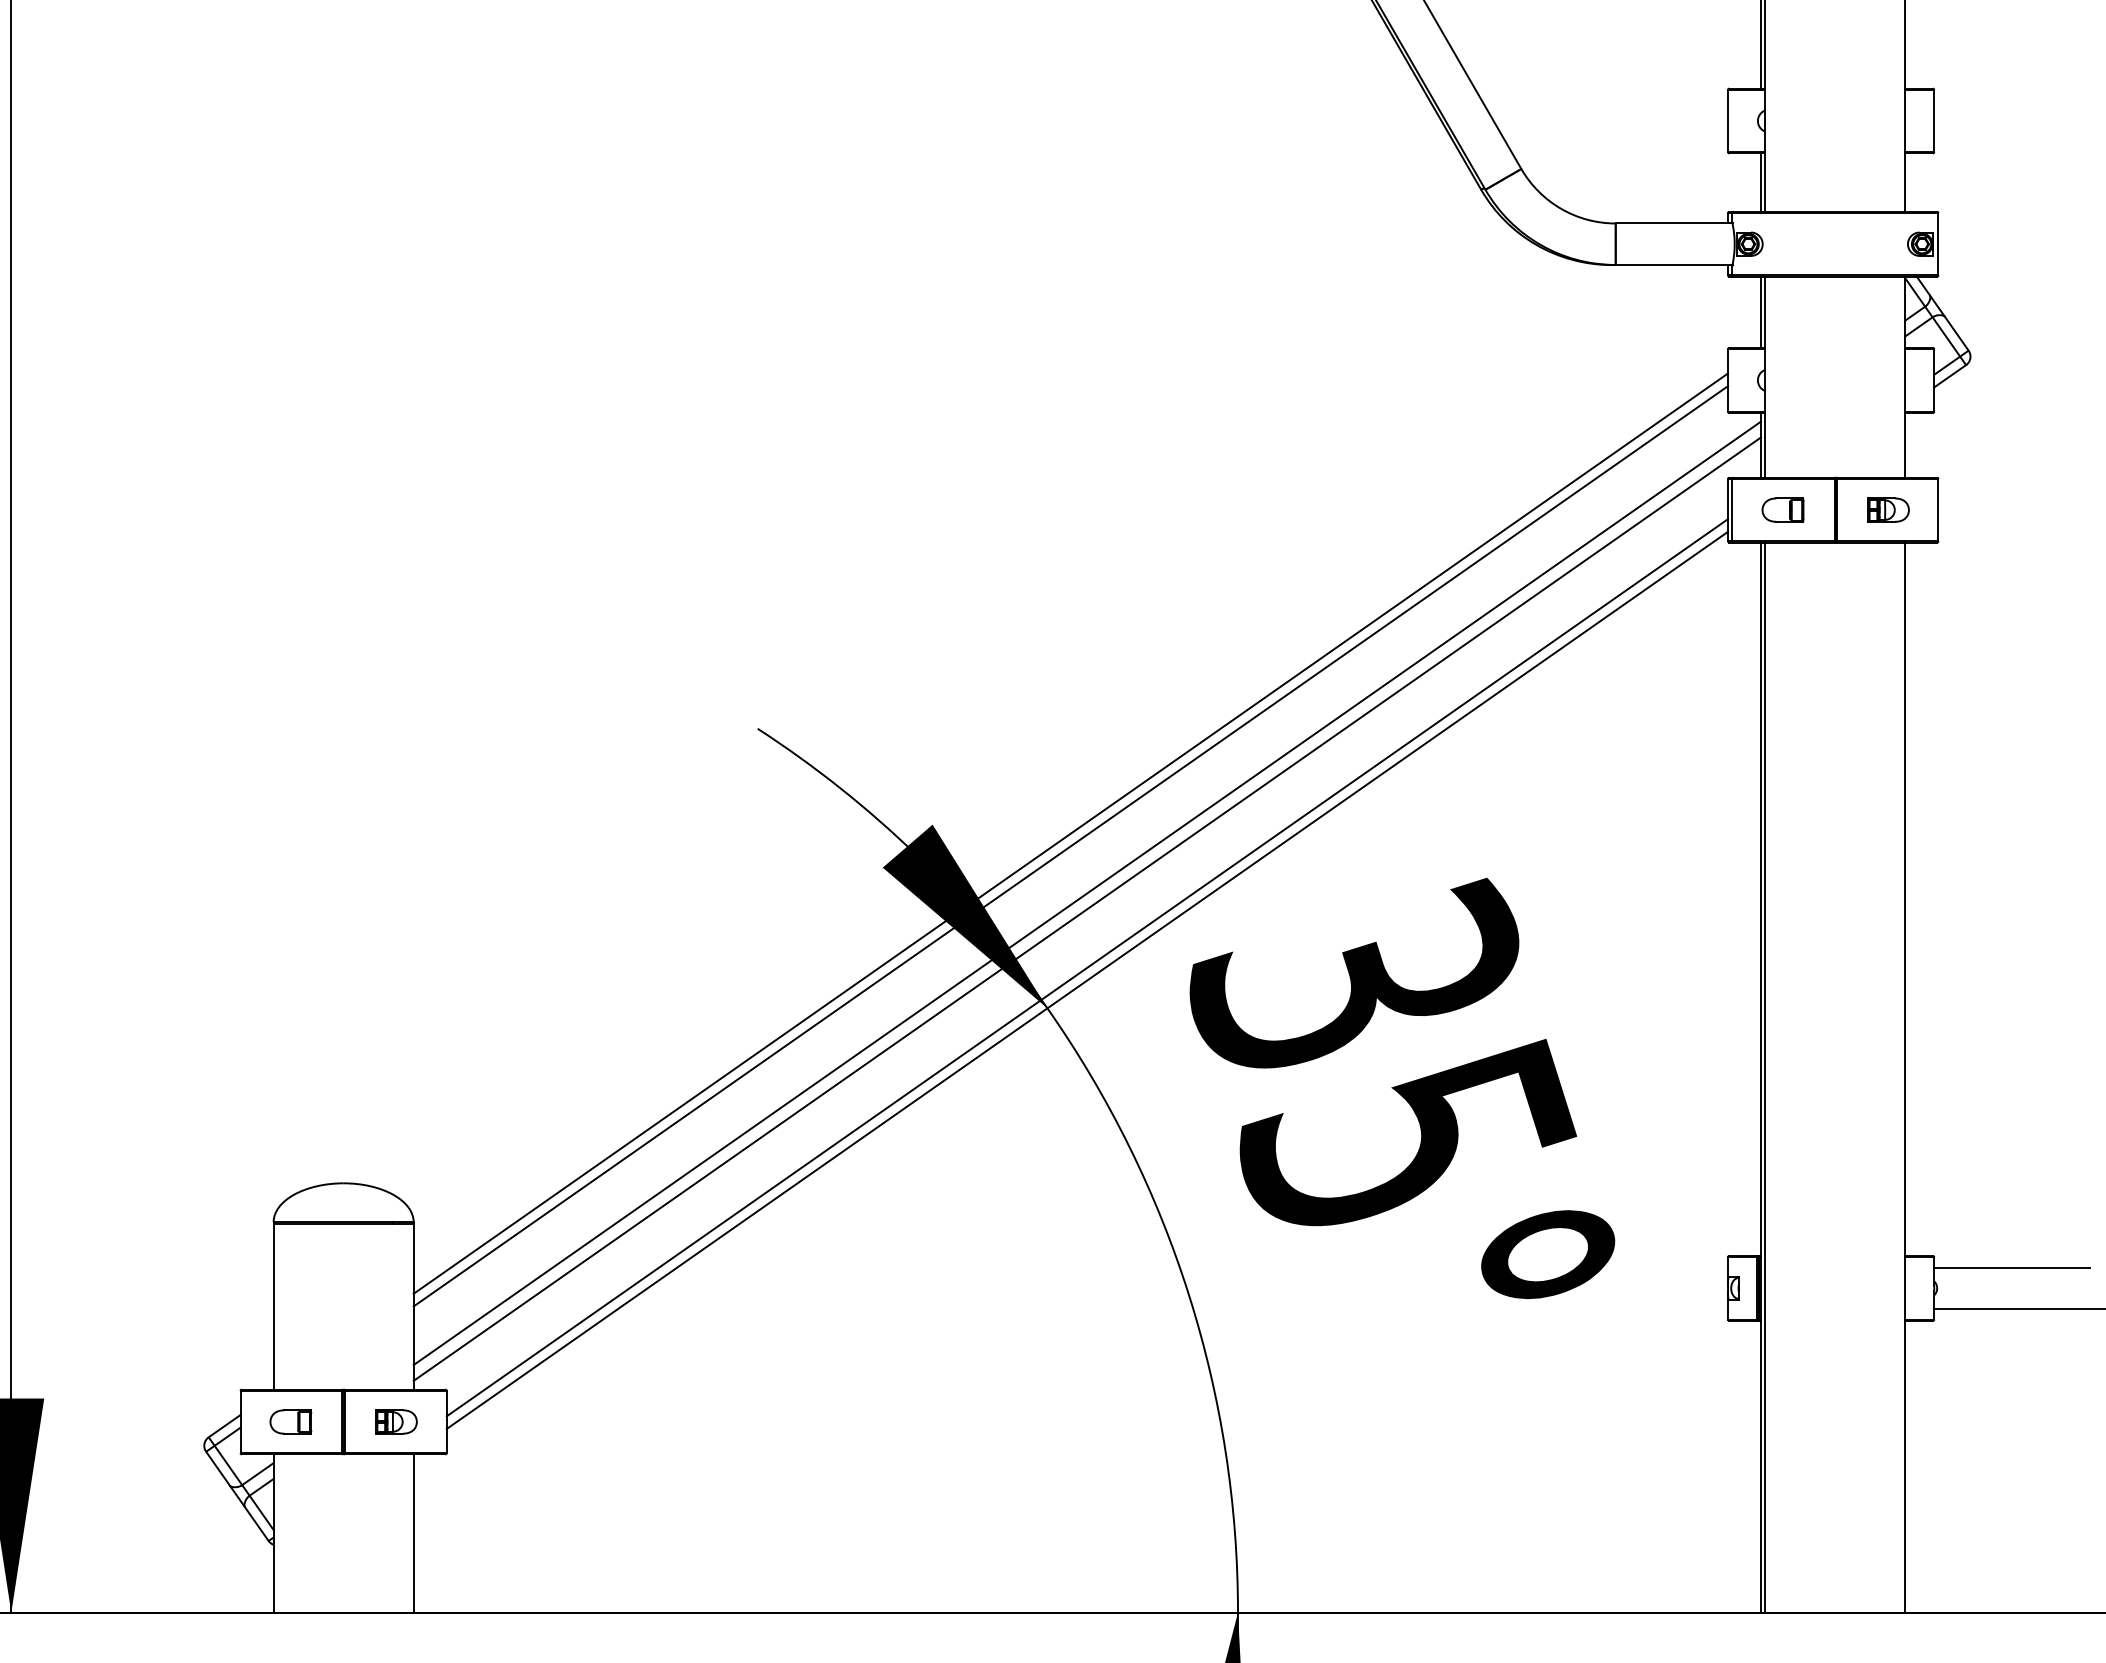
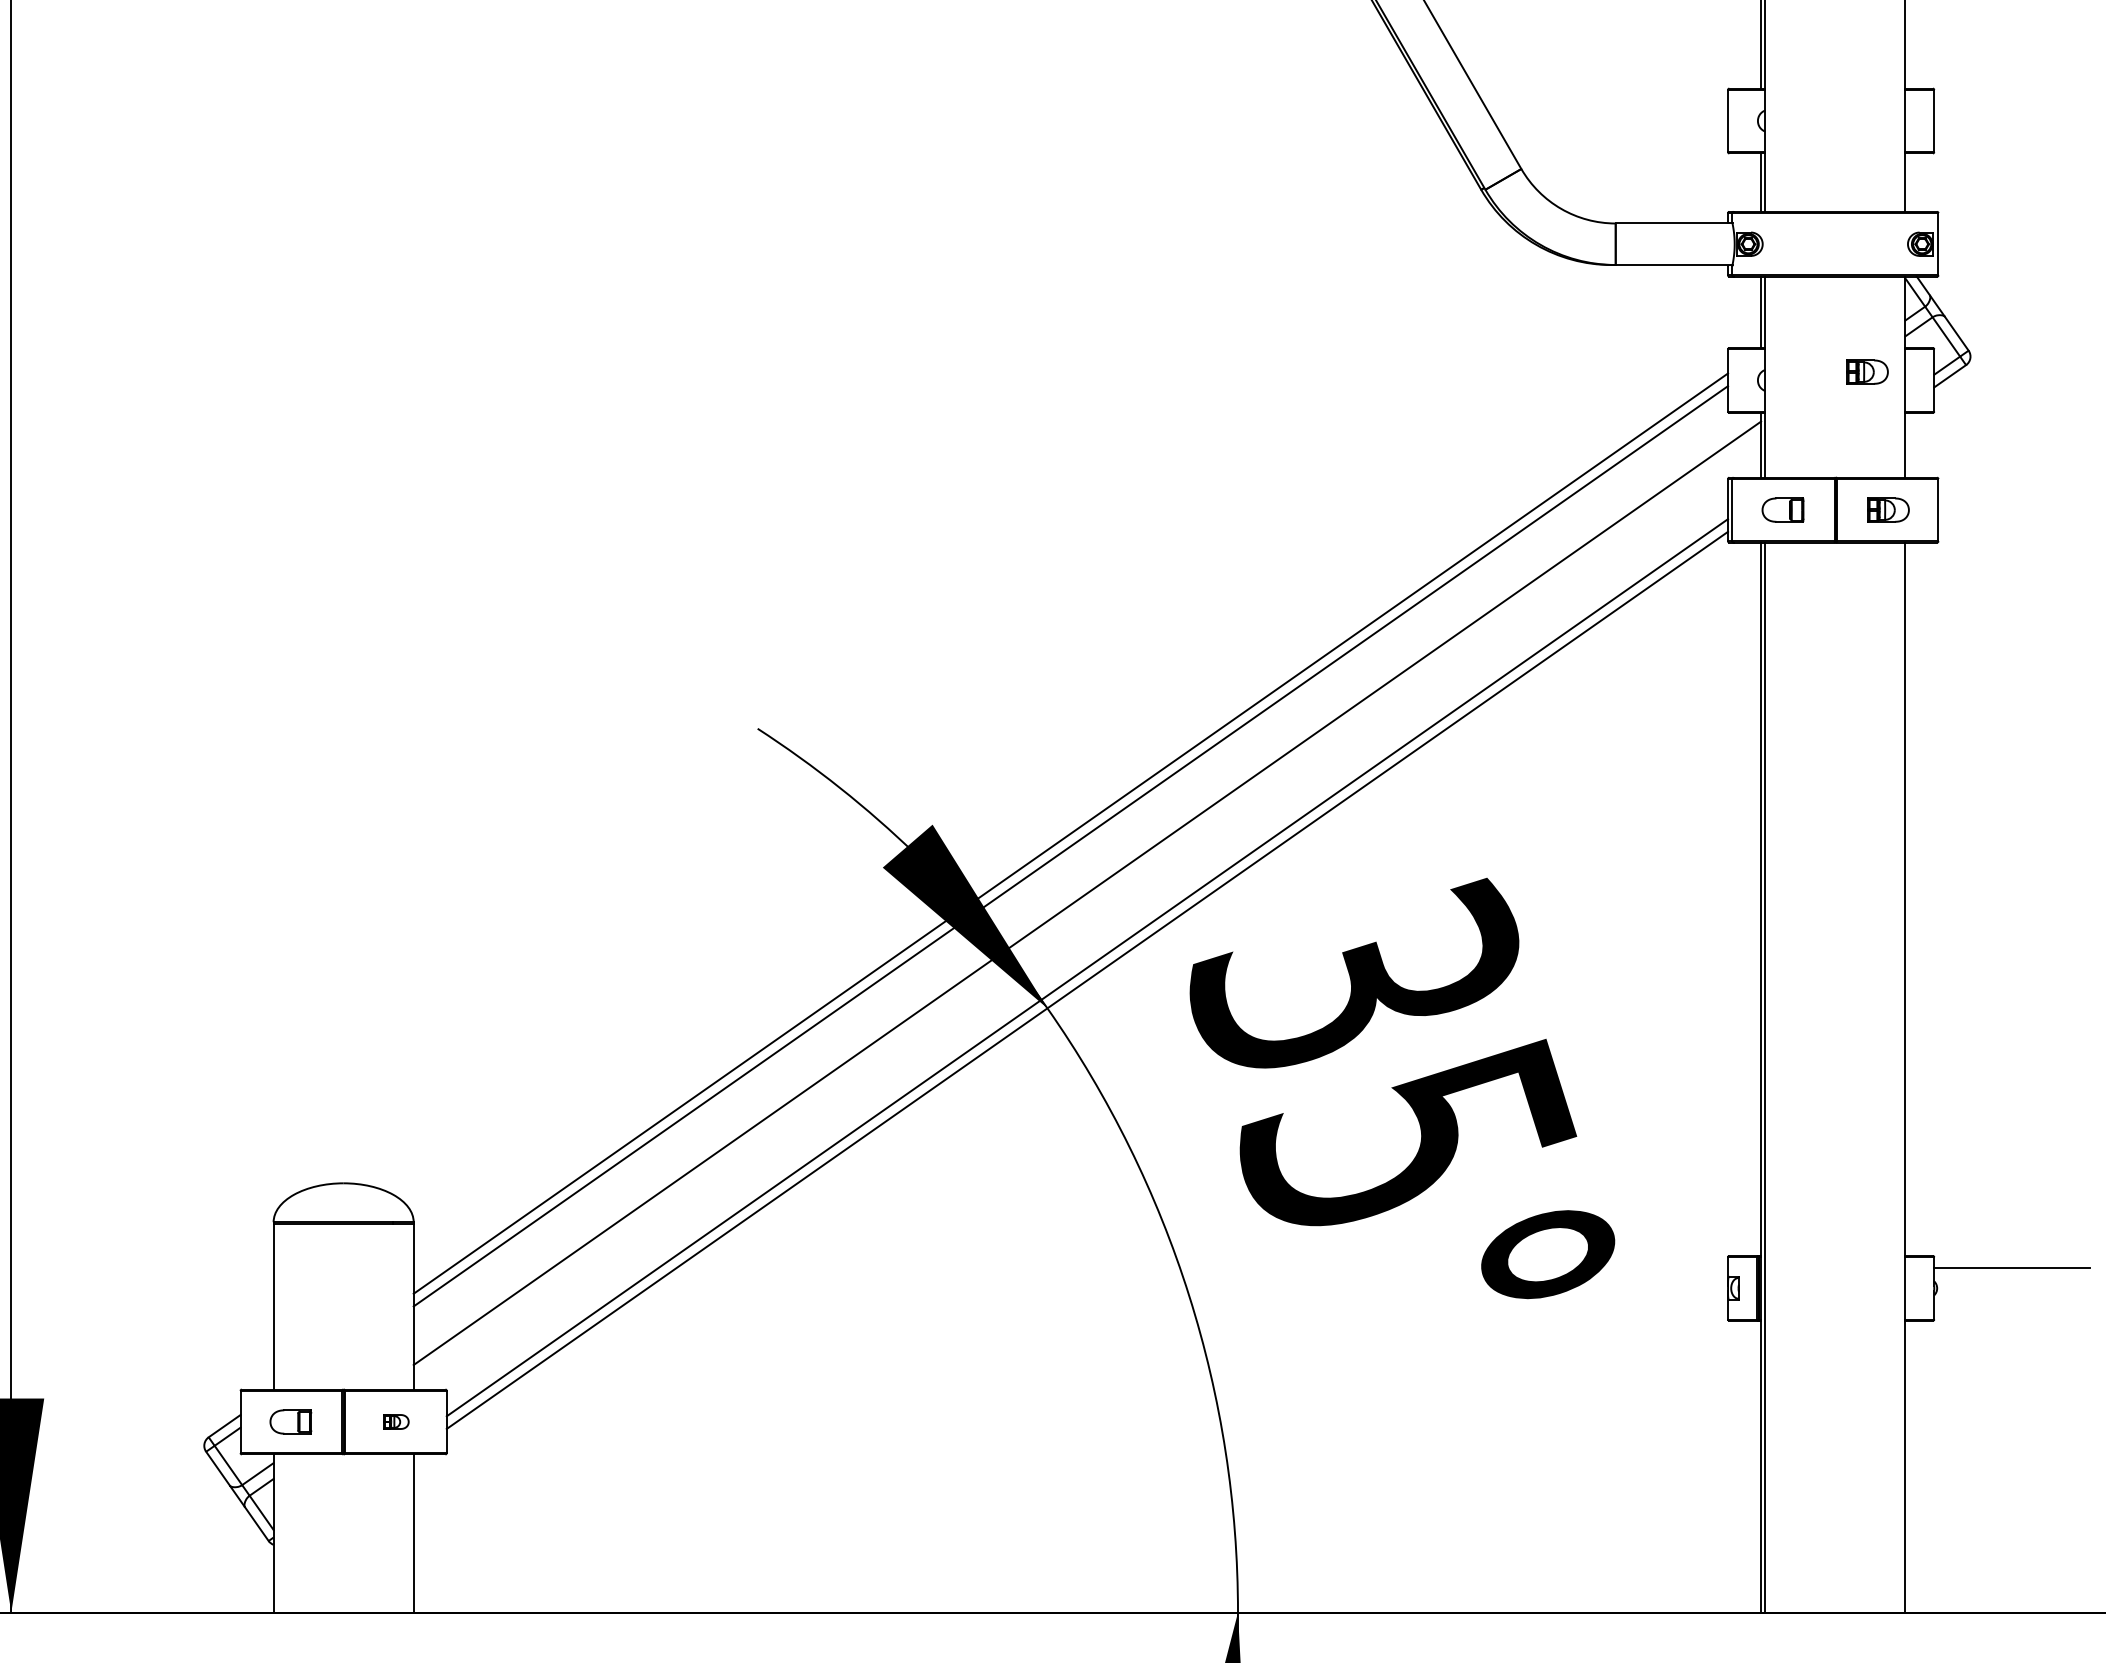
part: none -> present (1867, 371)
line: present -> none (1087, 908)
line: present -> none (2018, 1309)
part size: 43x26 px -> 27x16 px (396, 1421)
